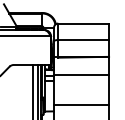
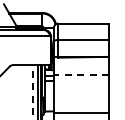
line: solid -> dashed (81, 74)
line: solid -> dashed (32, 91)
line position: (81, 105) -> (81, 113) (81, 113)
